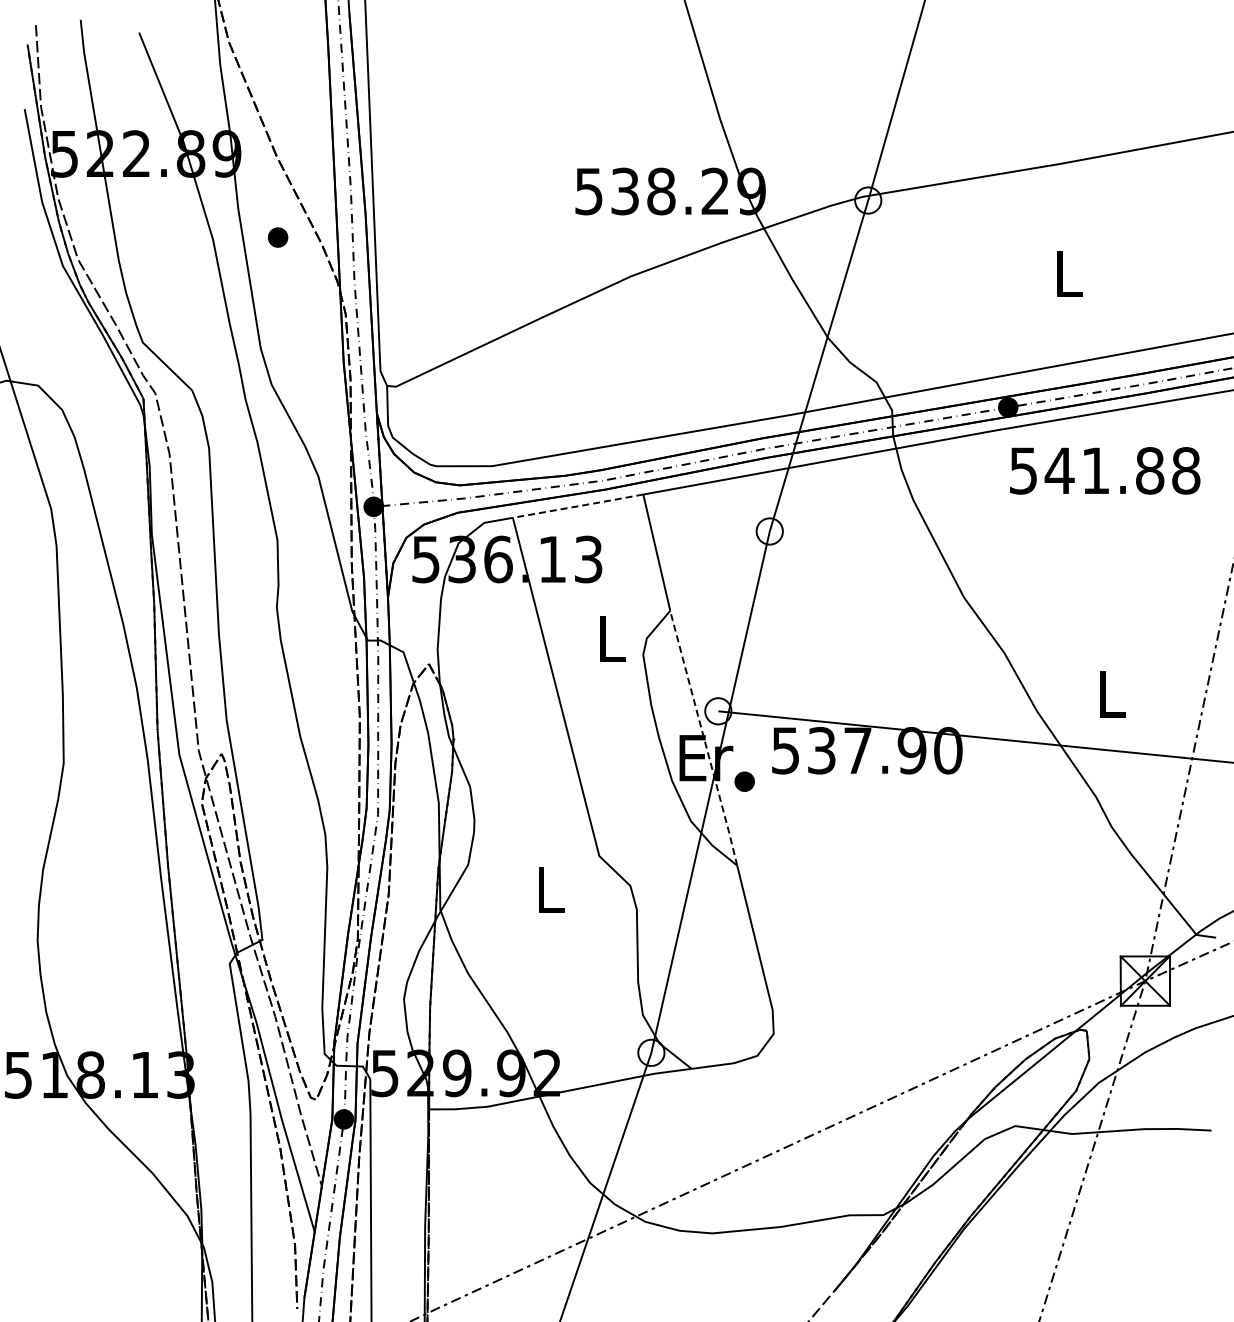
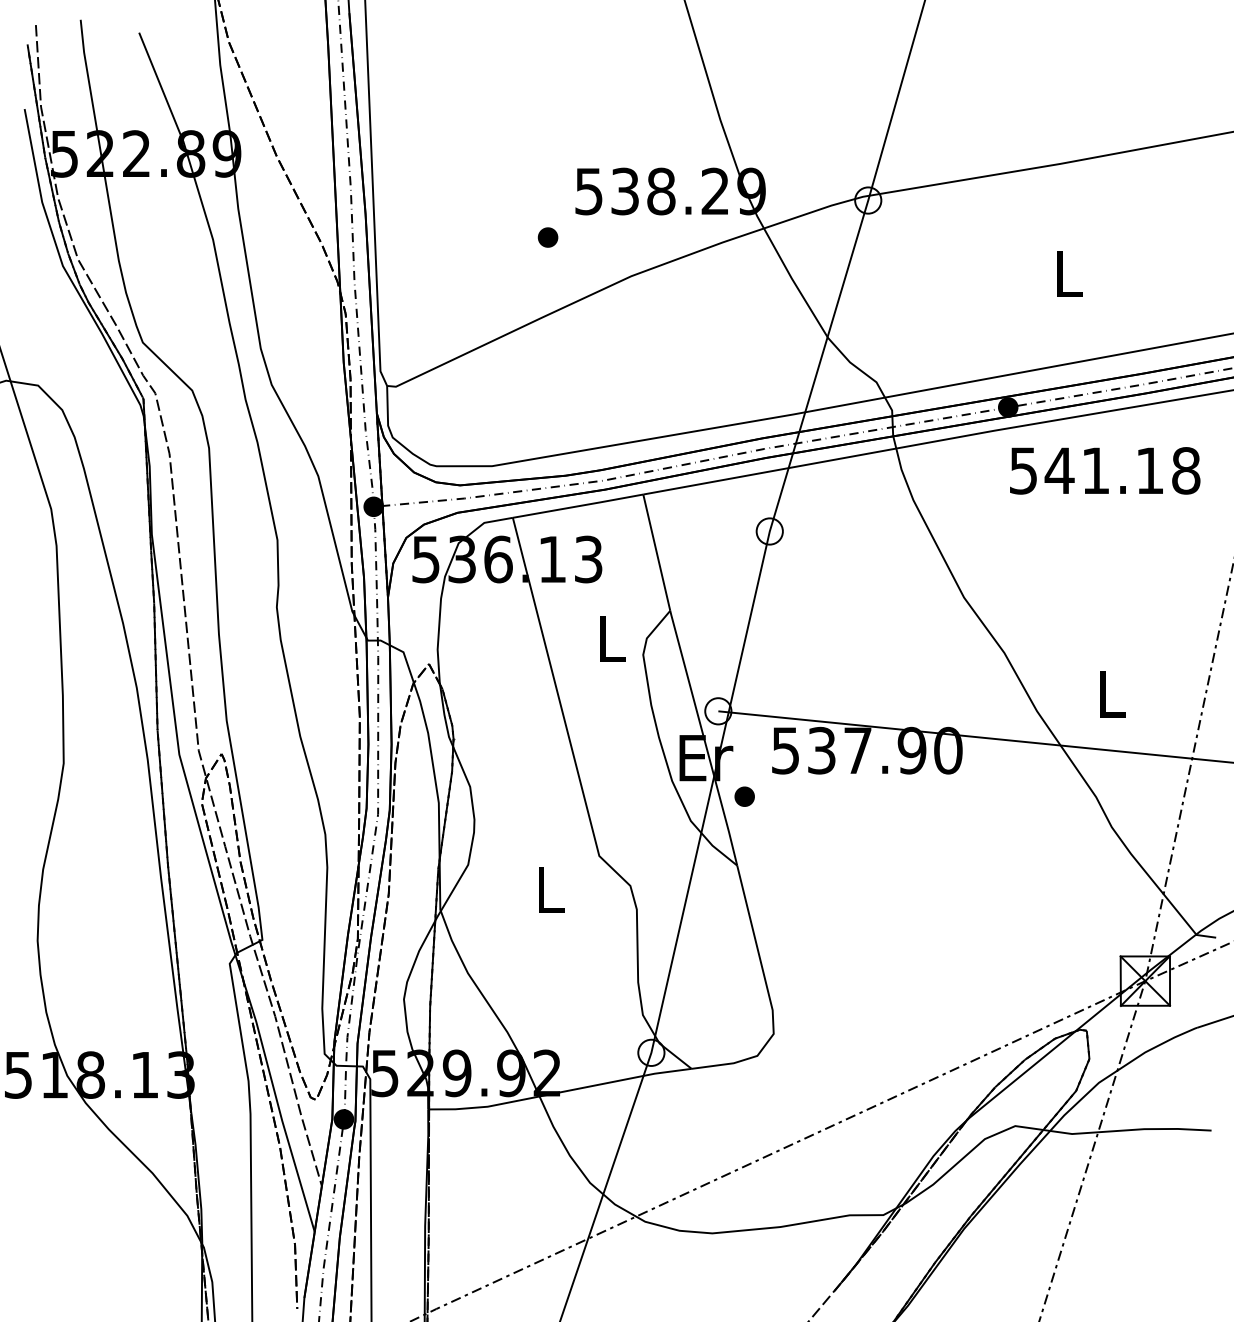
part position: (277, 237) -> (547, 237) (547, 237)
text: 541.88 -> 541.18 (1150, 470)
line: dashed -> solid (578, 506)
line: dashed -> solid (703, 737)
part position: (744, 781) -> (744, 796) (744, 796)
